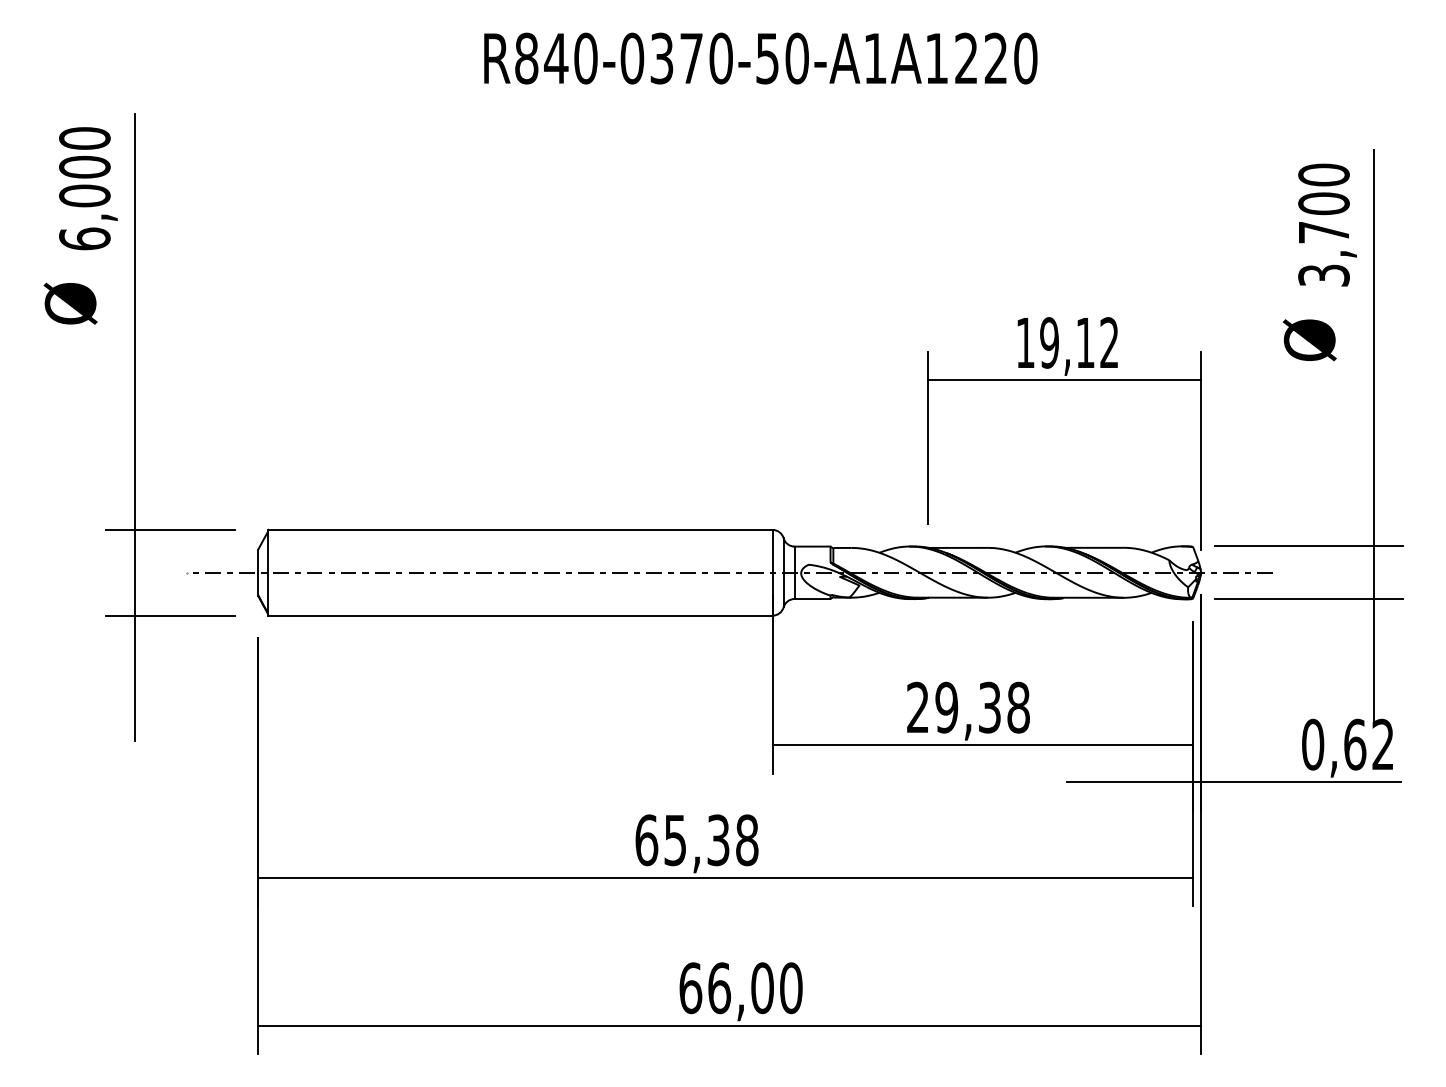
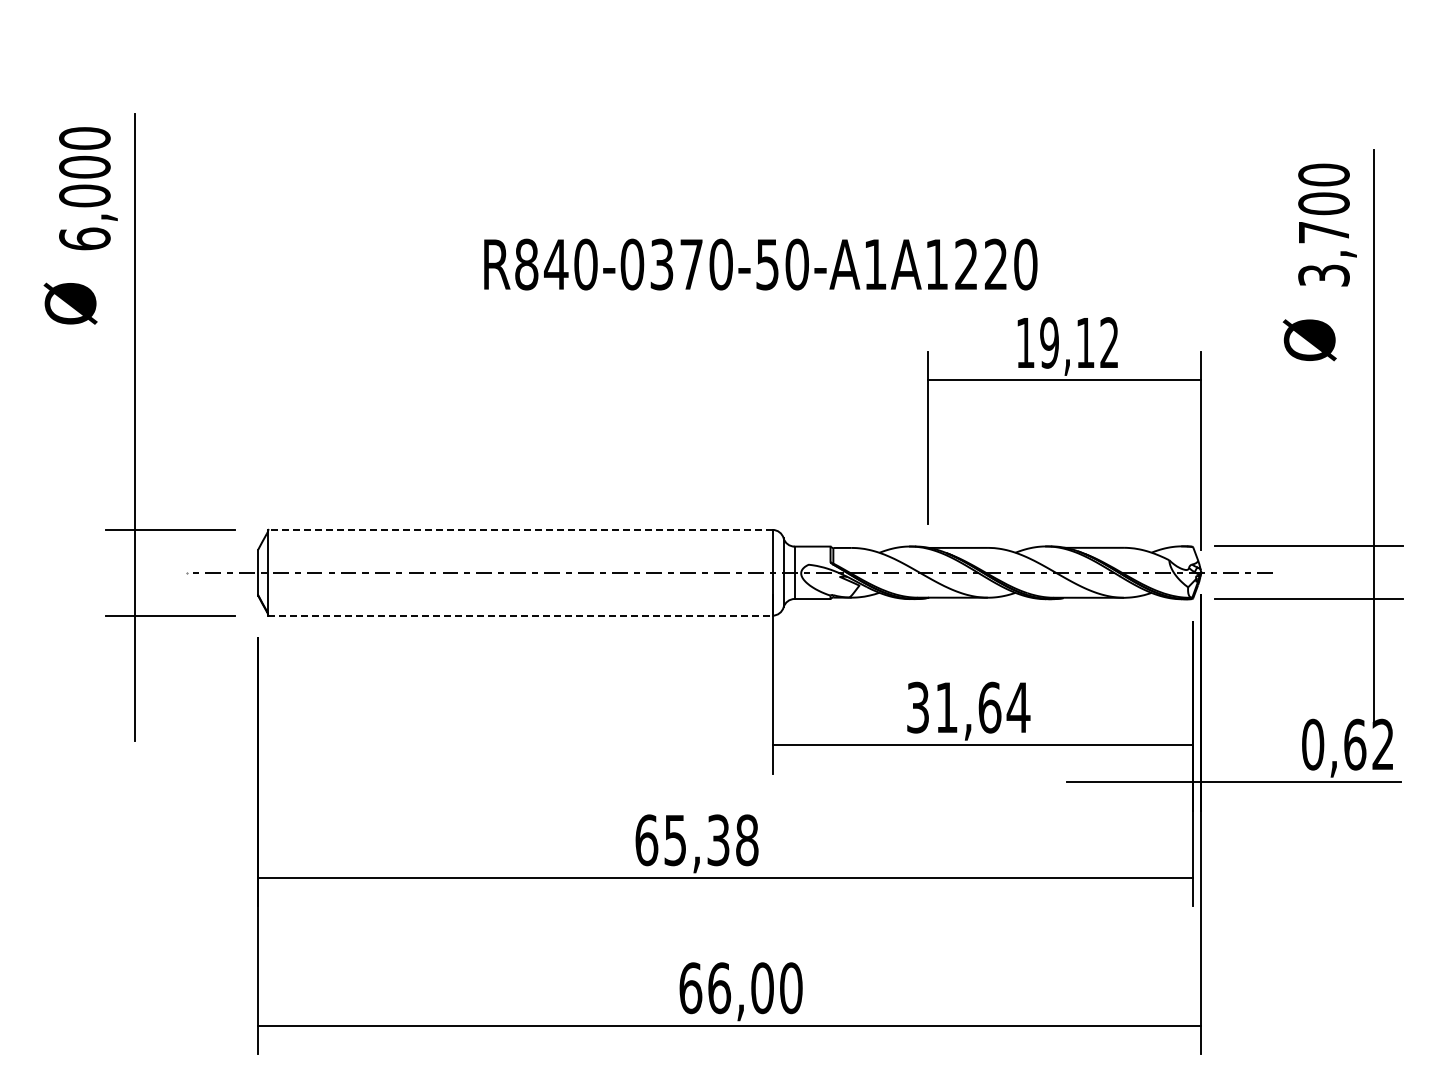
text position: (760, 58) -> (760, 264) (760, 264)
line: solid -> dashed (520, 529)
line: solid -> dashed (521, 615)
text: 29,38 -> 31,64 (968, 707)
